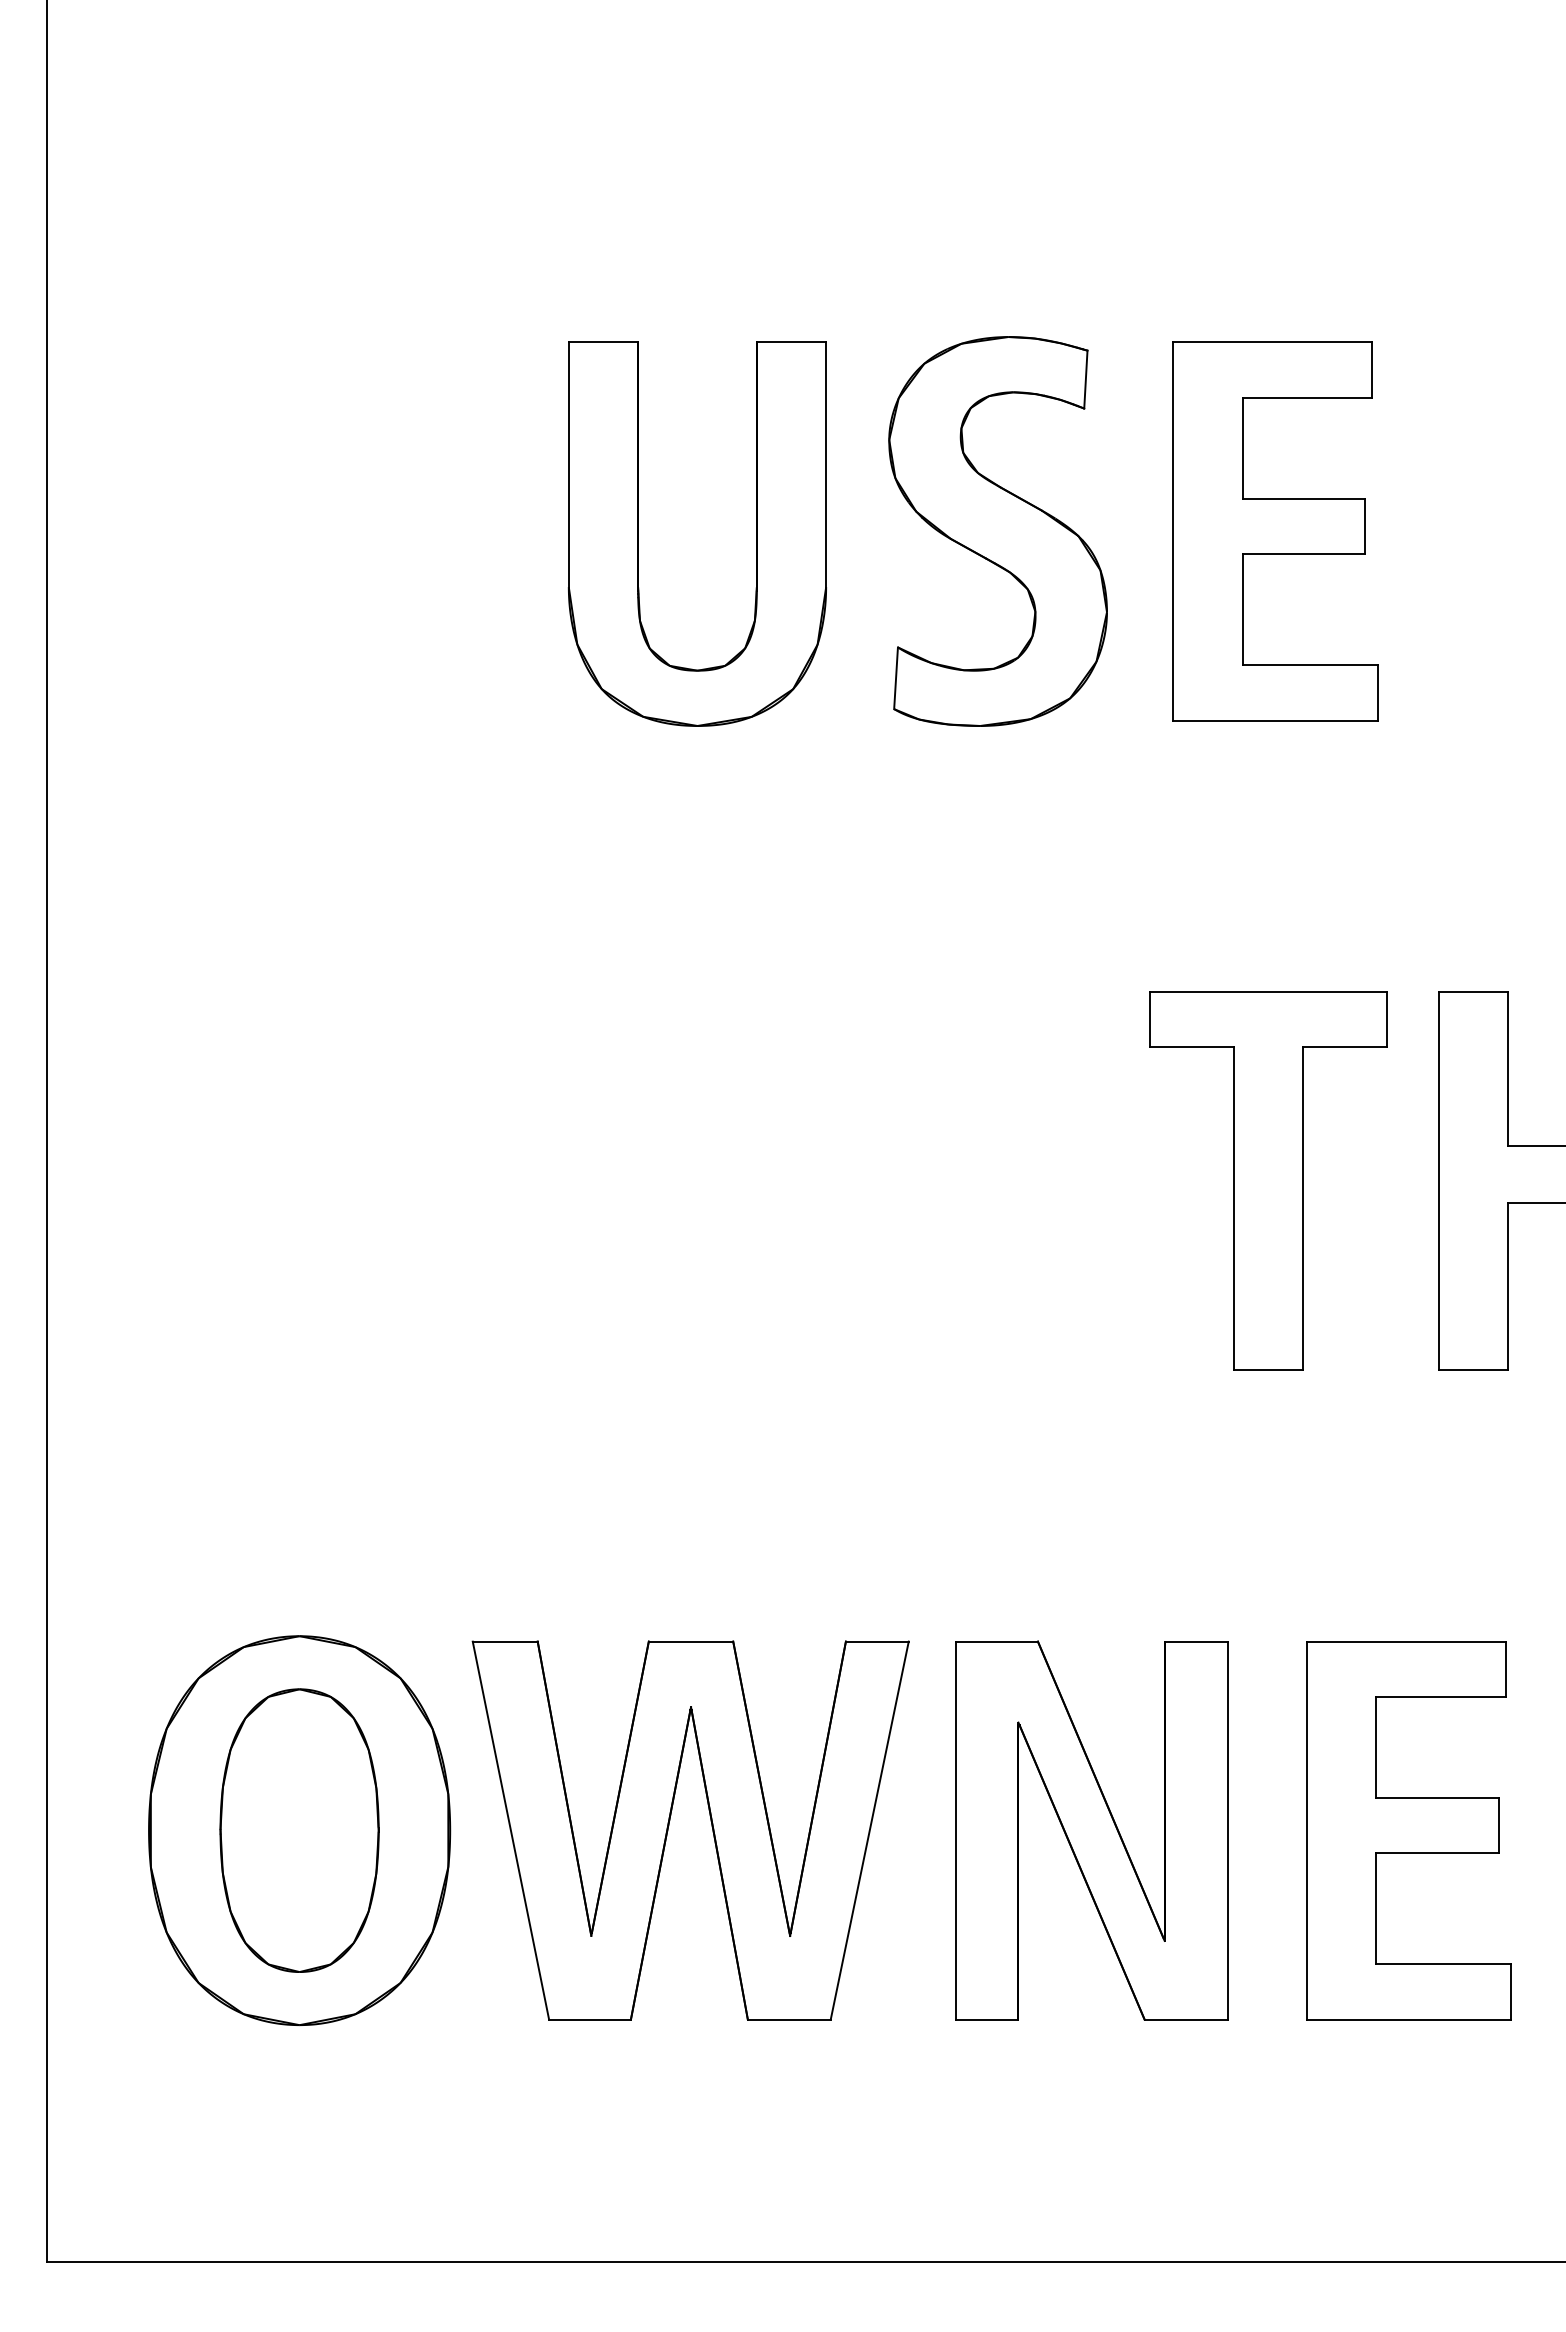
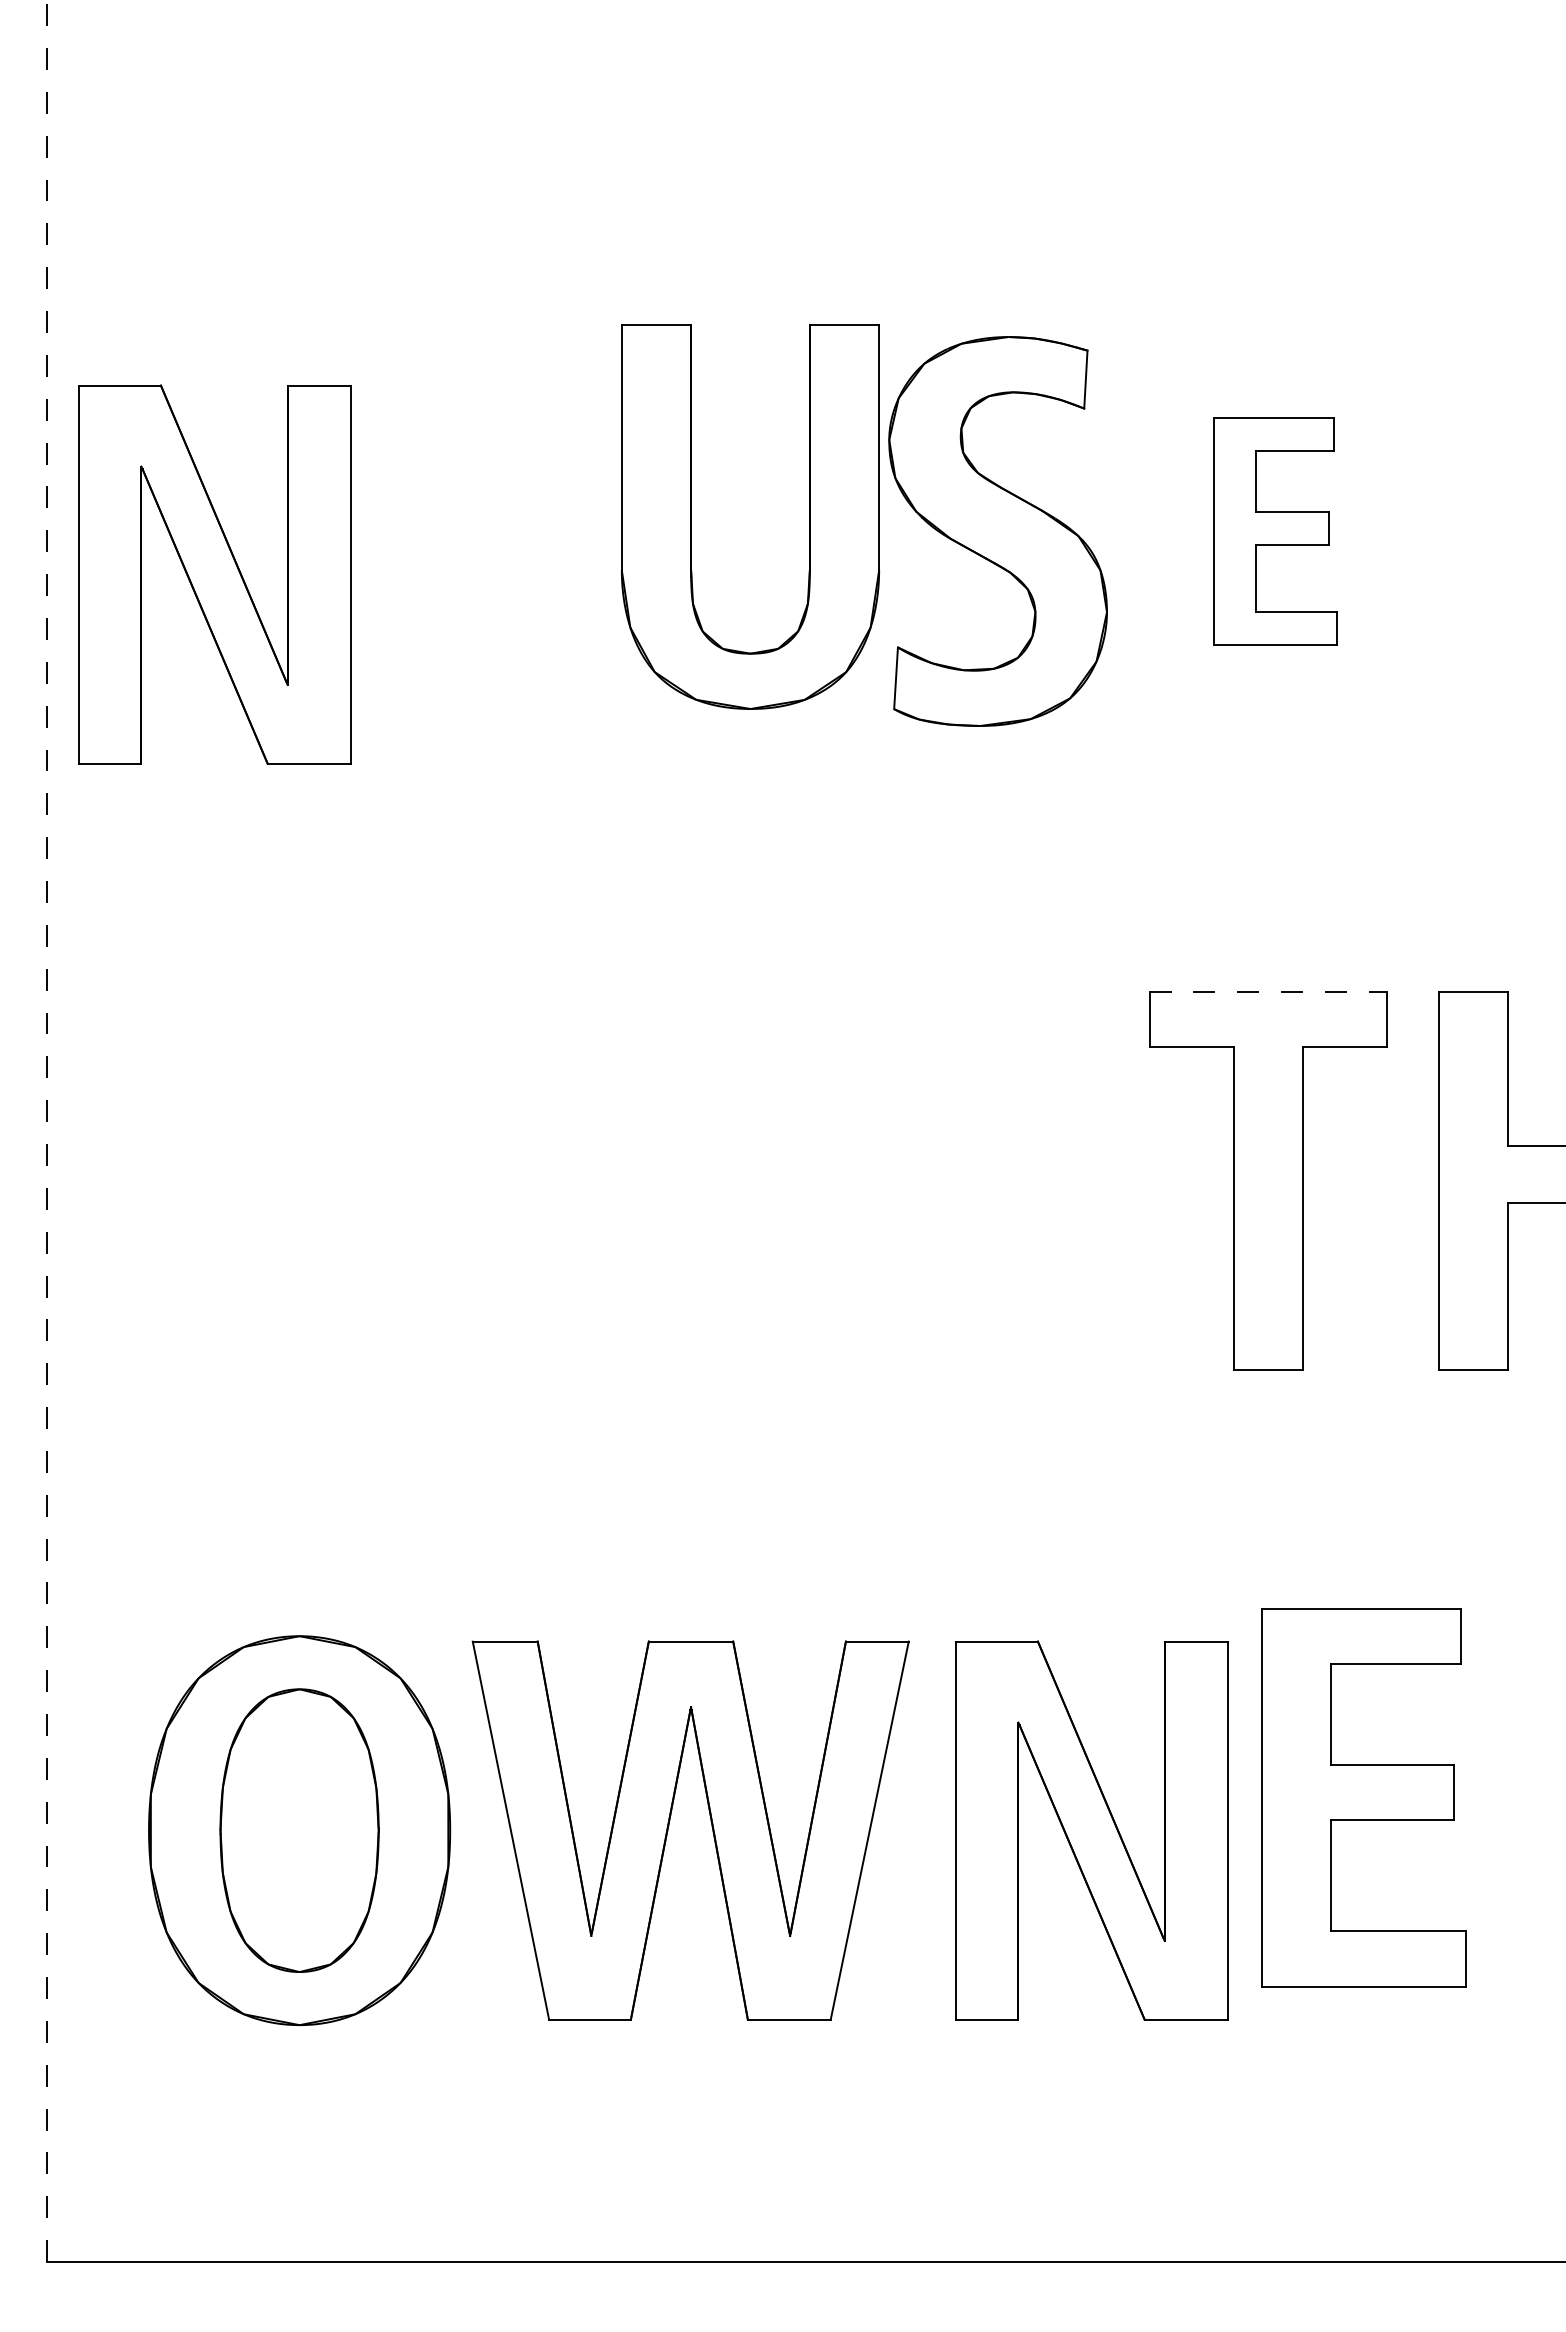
part size: 207x381 px -> 125x229 px (1275, 531)
part position: (638, 533) -> (691, 516) (691, 516)
part: none -> present (214, 574)
line: solid -> dashed (1268, 992)
line: solid -> dashed (47, 1131)
part position: (1408, 1830) -> (1363, 1797) (1363, 1797)
